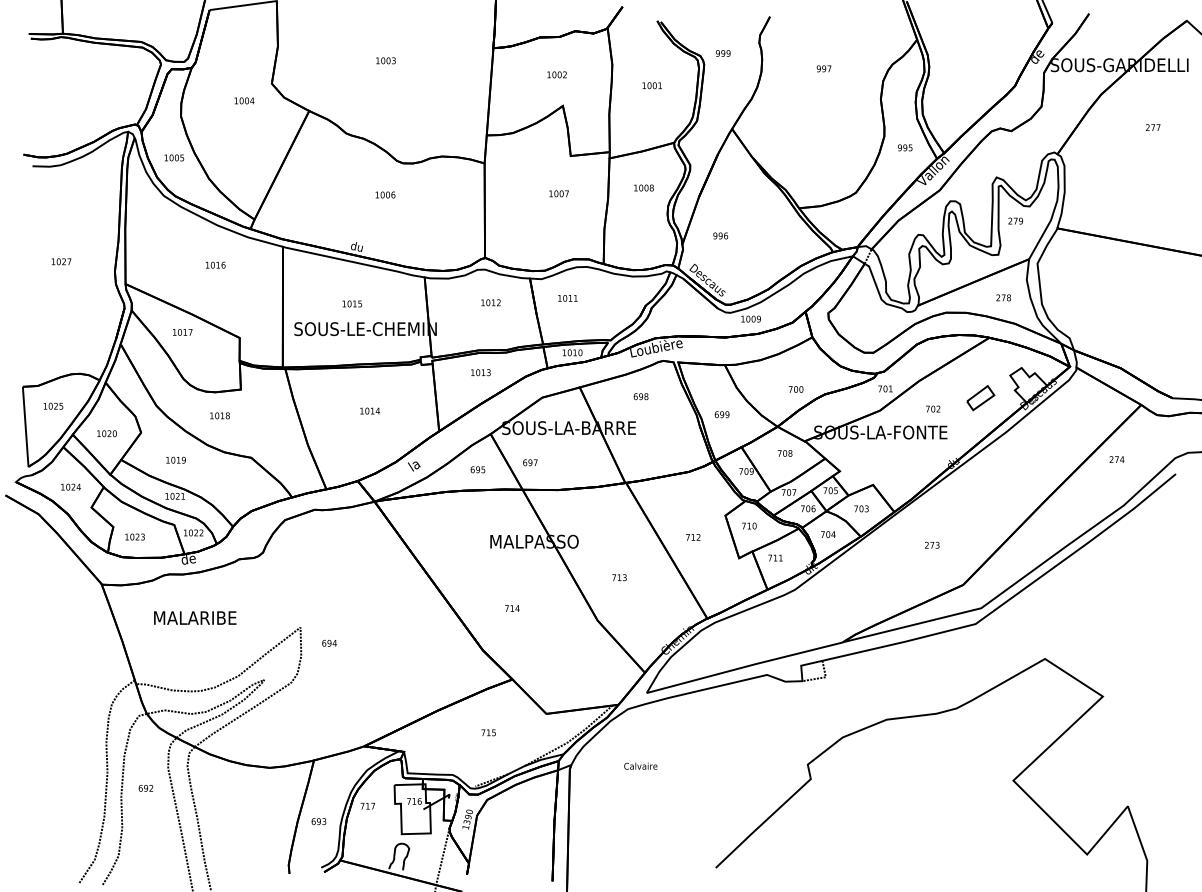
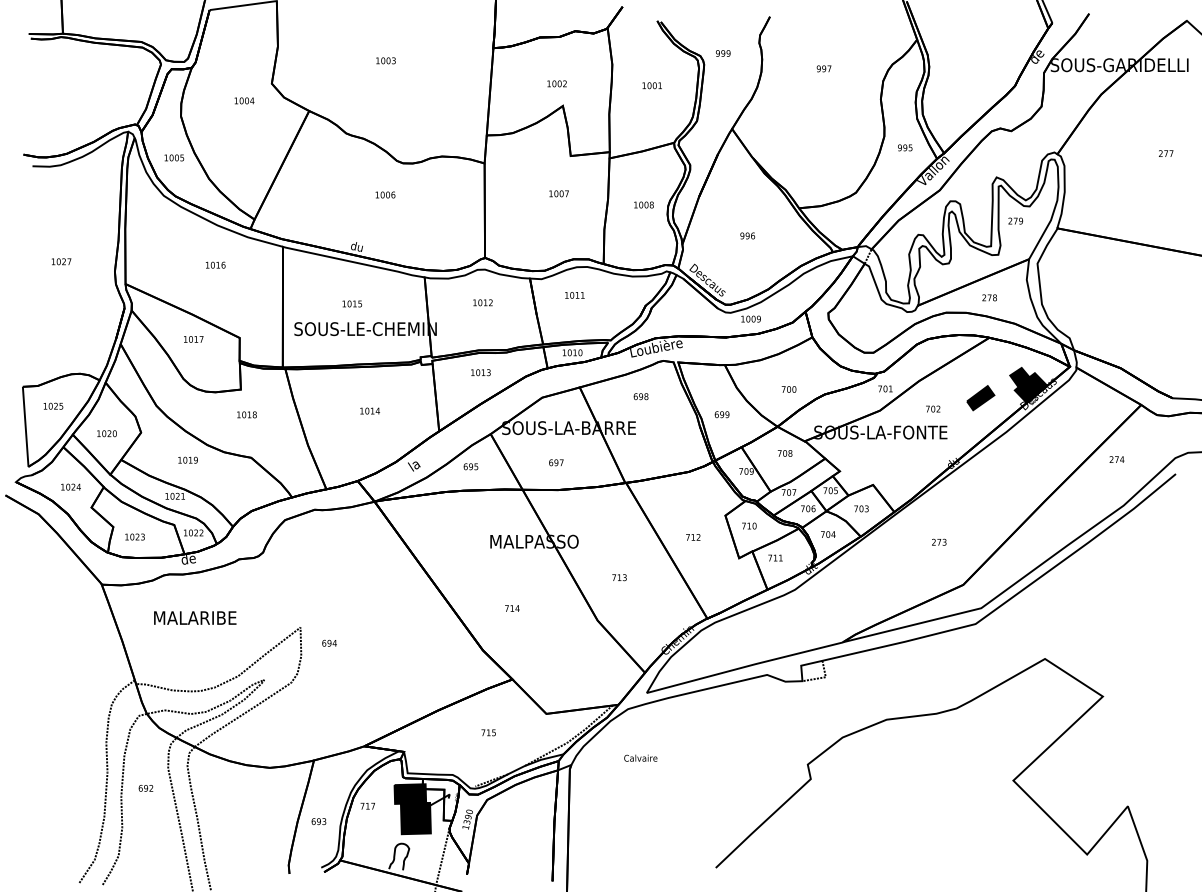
text position: (556, 74) -> (556, 83) (556, 83)
text position: (1153, 127) -> (1166, 153) (1166, 153)
text position: (643, 187) -> (643, 204) (643, 204)
text position: (720, 235) -> (747, 235) (747, 235)
text position: (1003, 297) -> (989, 297) (989, 297)
text position: (567, 298) -> (574, 295) (574, 295)
text position: (490, 302) -> (482, 302) (482, 302)
text position: (182, 332) -> (193, 339) (193, 339)
fill: none -> present (1028, 384)
text position: (795, 389) -> (788, 389) (788, 389)
fill: none -> present (980, 398)
text position: (219, 415) -> (246, 414) (246, 414)
text position: (175, 459) -> (187, 459) (187, 459)
text position: (530, 462) -> (556, 462) (556, 462)
text position: (477, 469) -> (470, 466) (470, 466)
text position: (932, 544) -> (939, 541) (939, 541)
text position: (640, 765) -> (640, 757) (640, 757)
fill: none -> present (412, 809)
